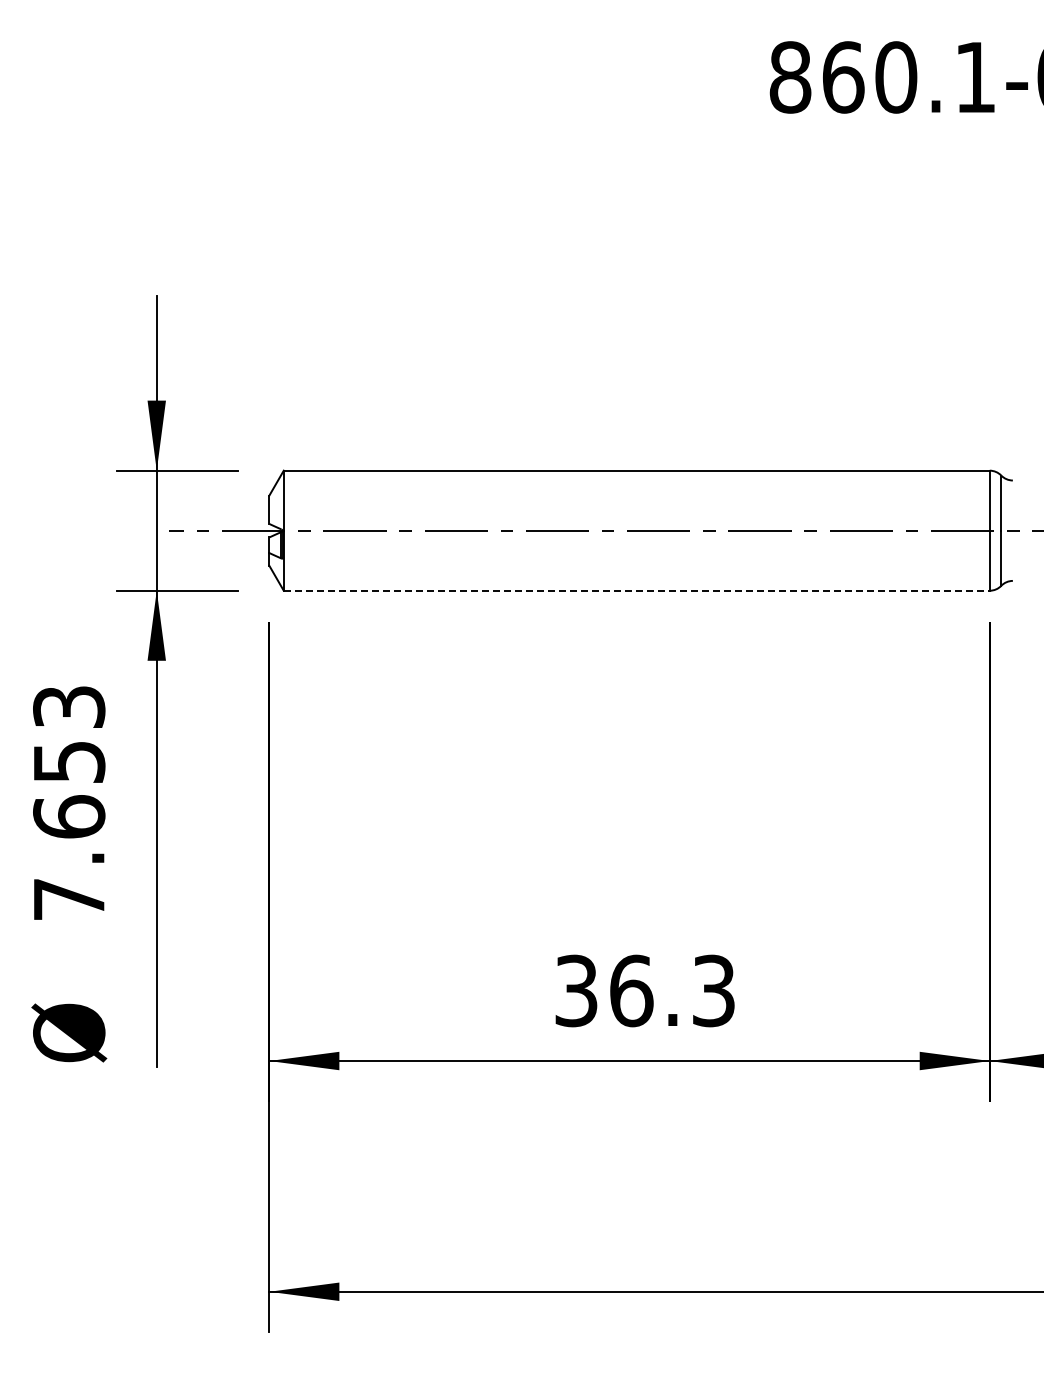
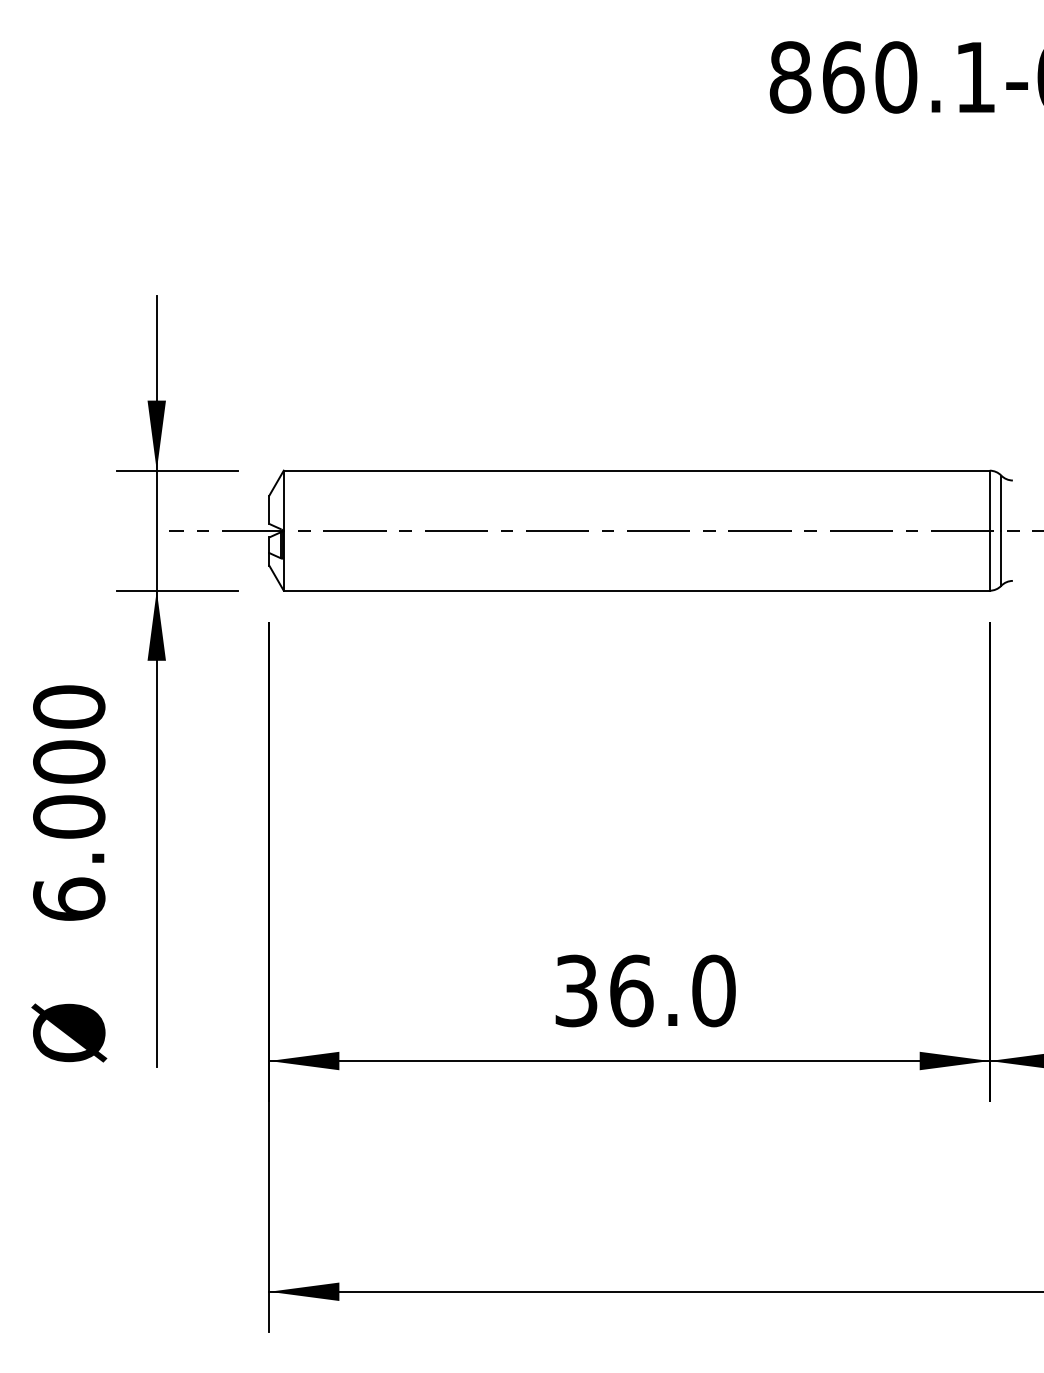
line: dashed -> solid (636, 590)
text: 7.653 -> 6.000 (69, 802)
text: 36.3 -> 36.0 (713, 990)
